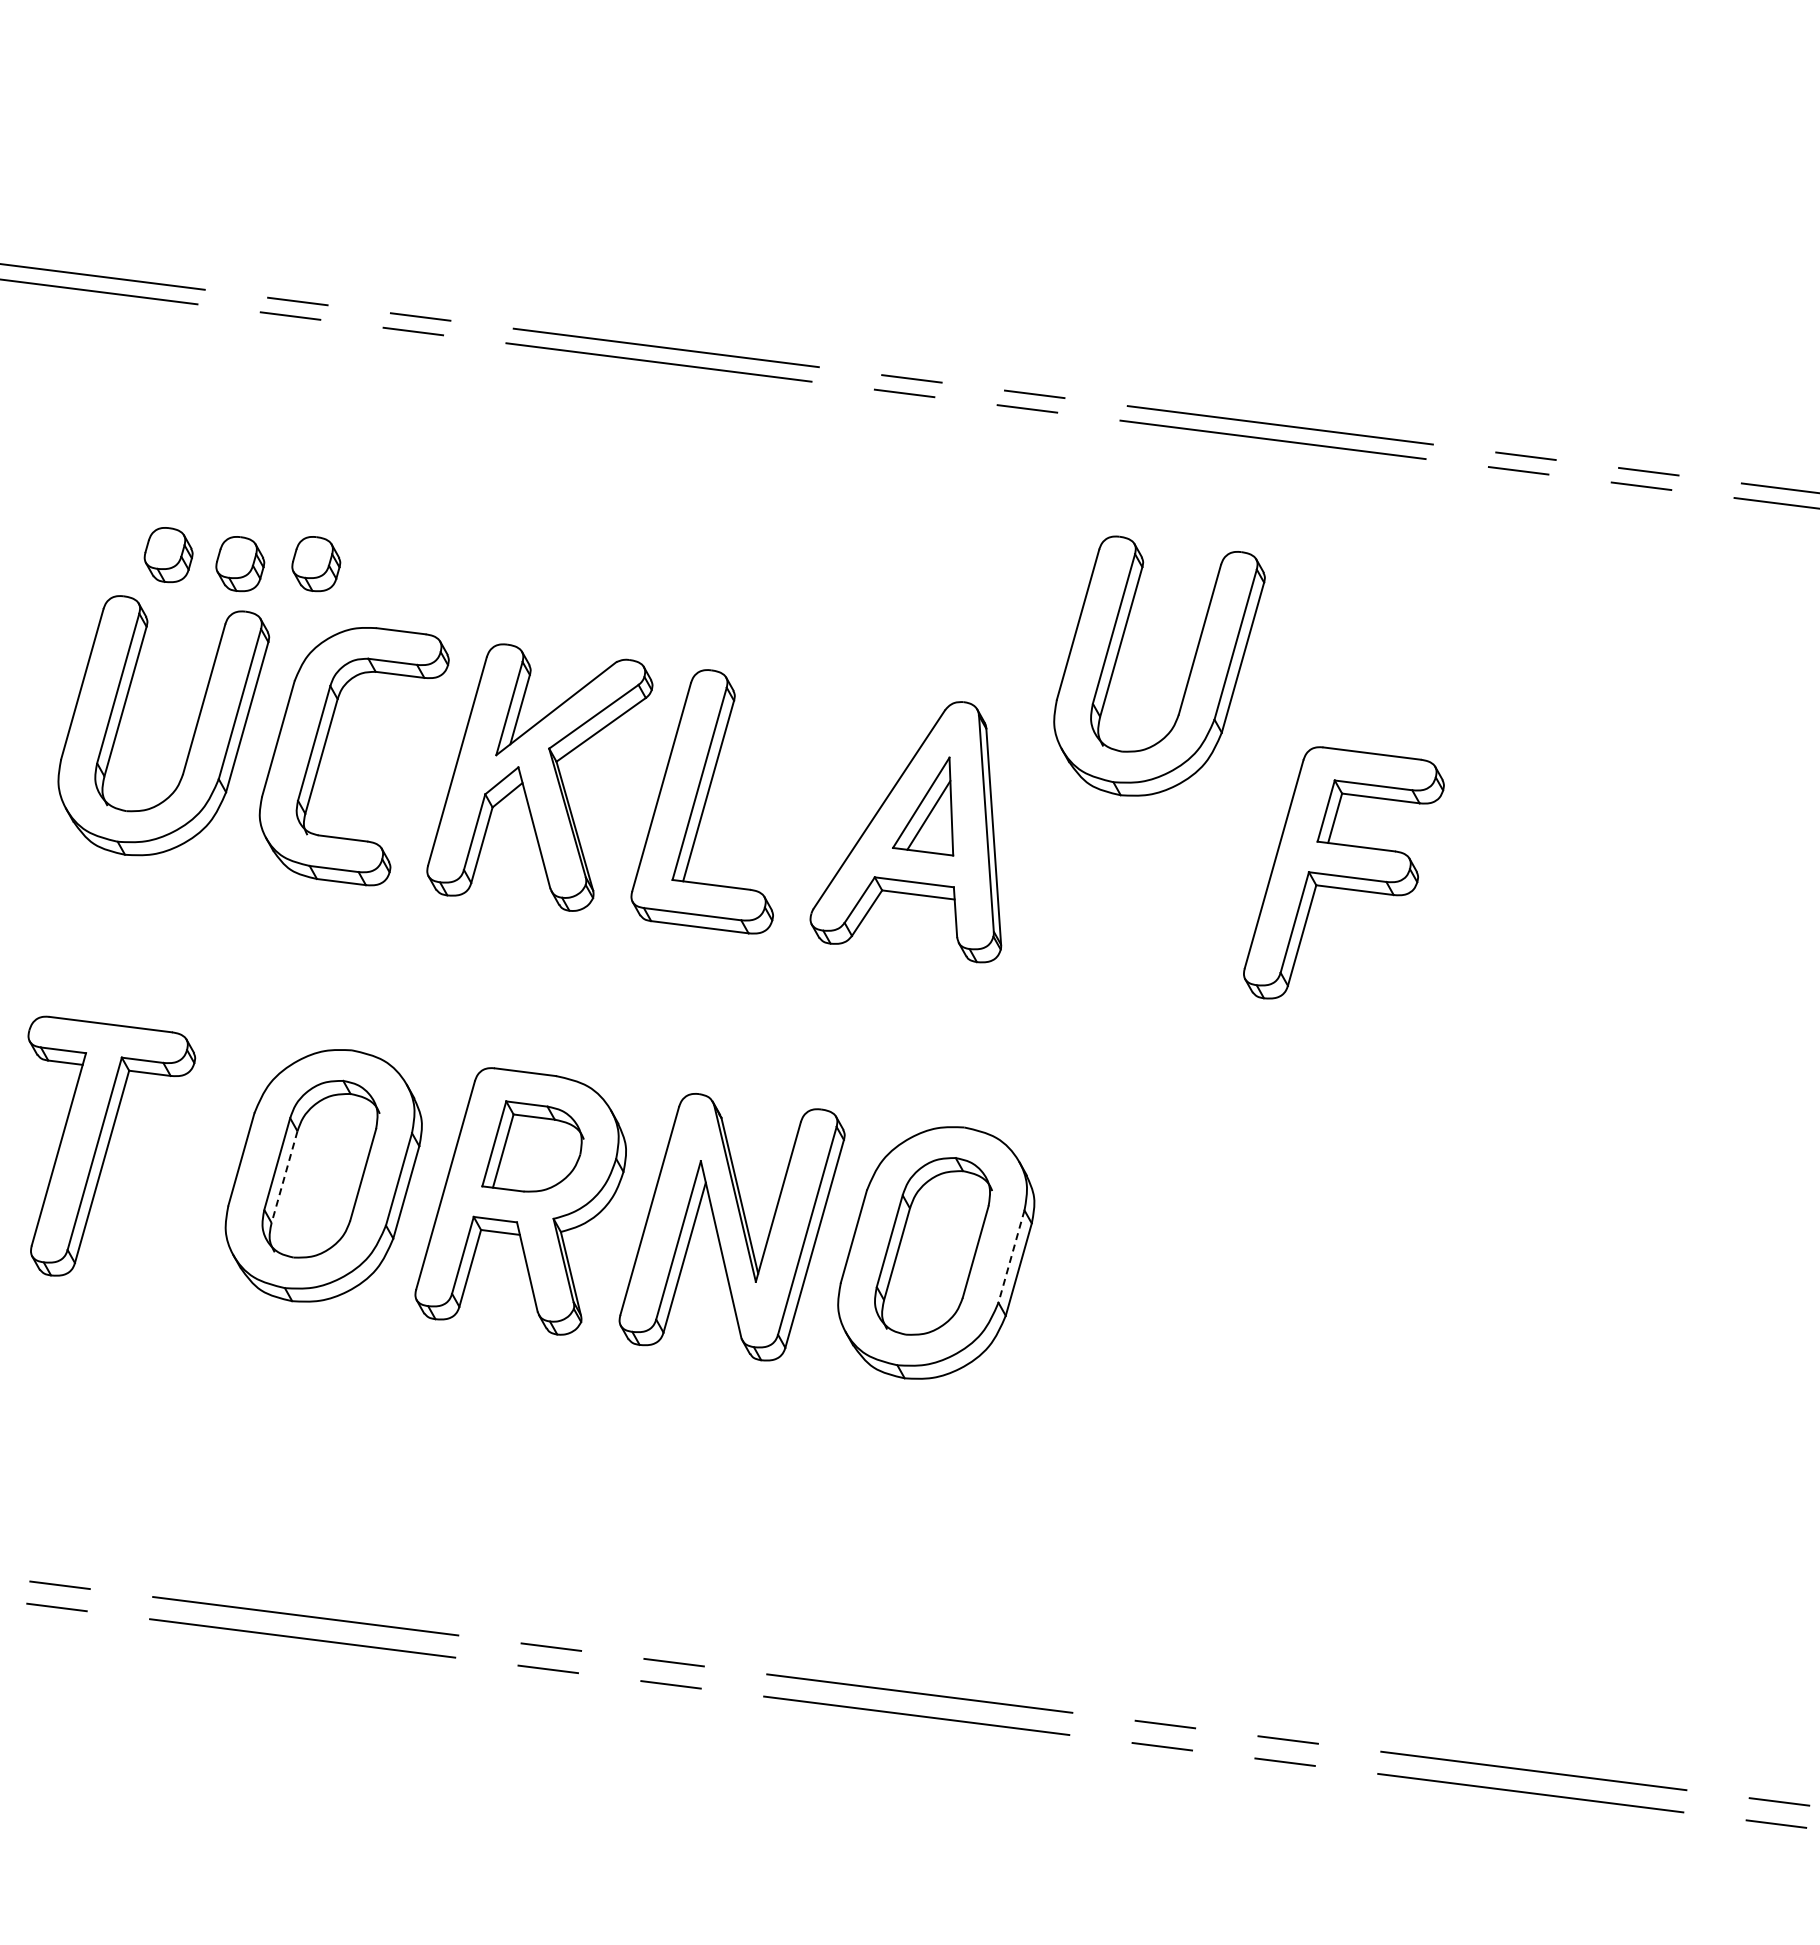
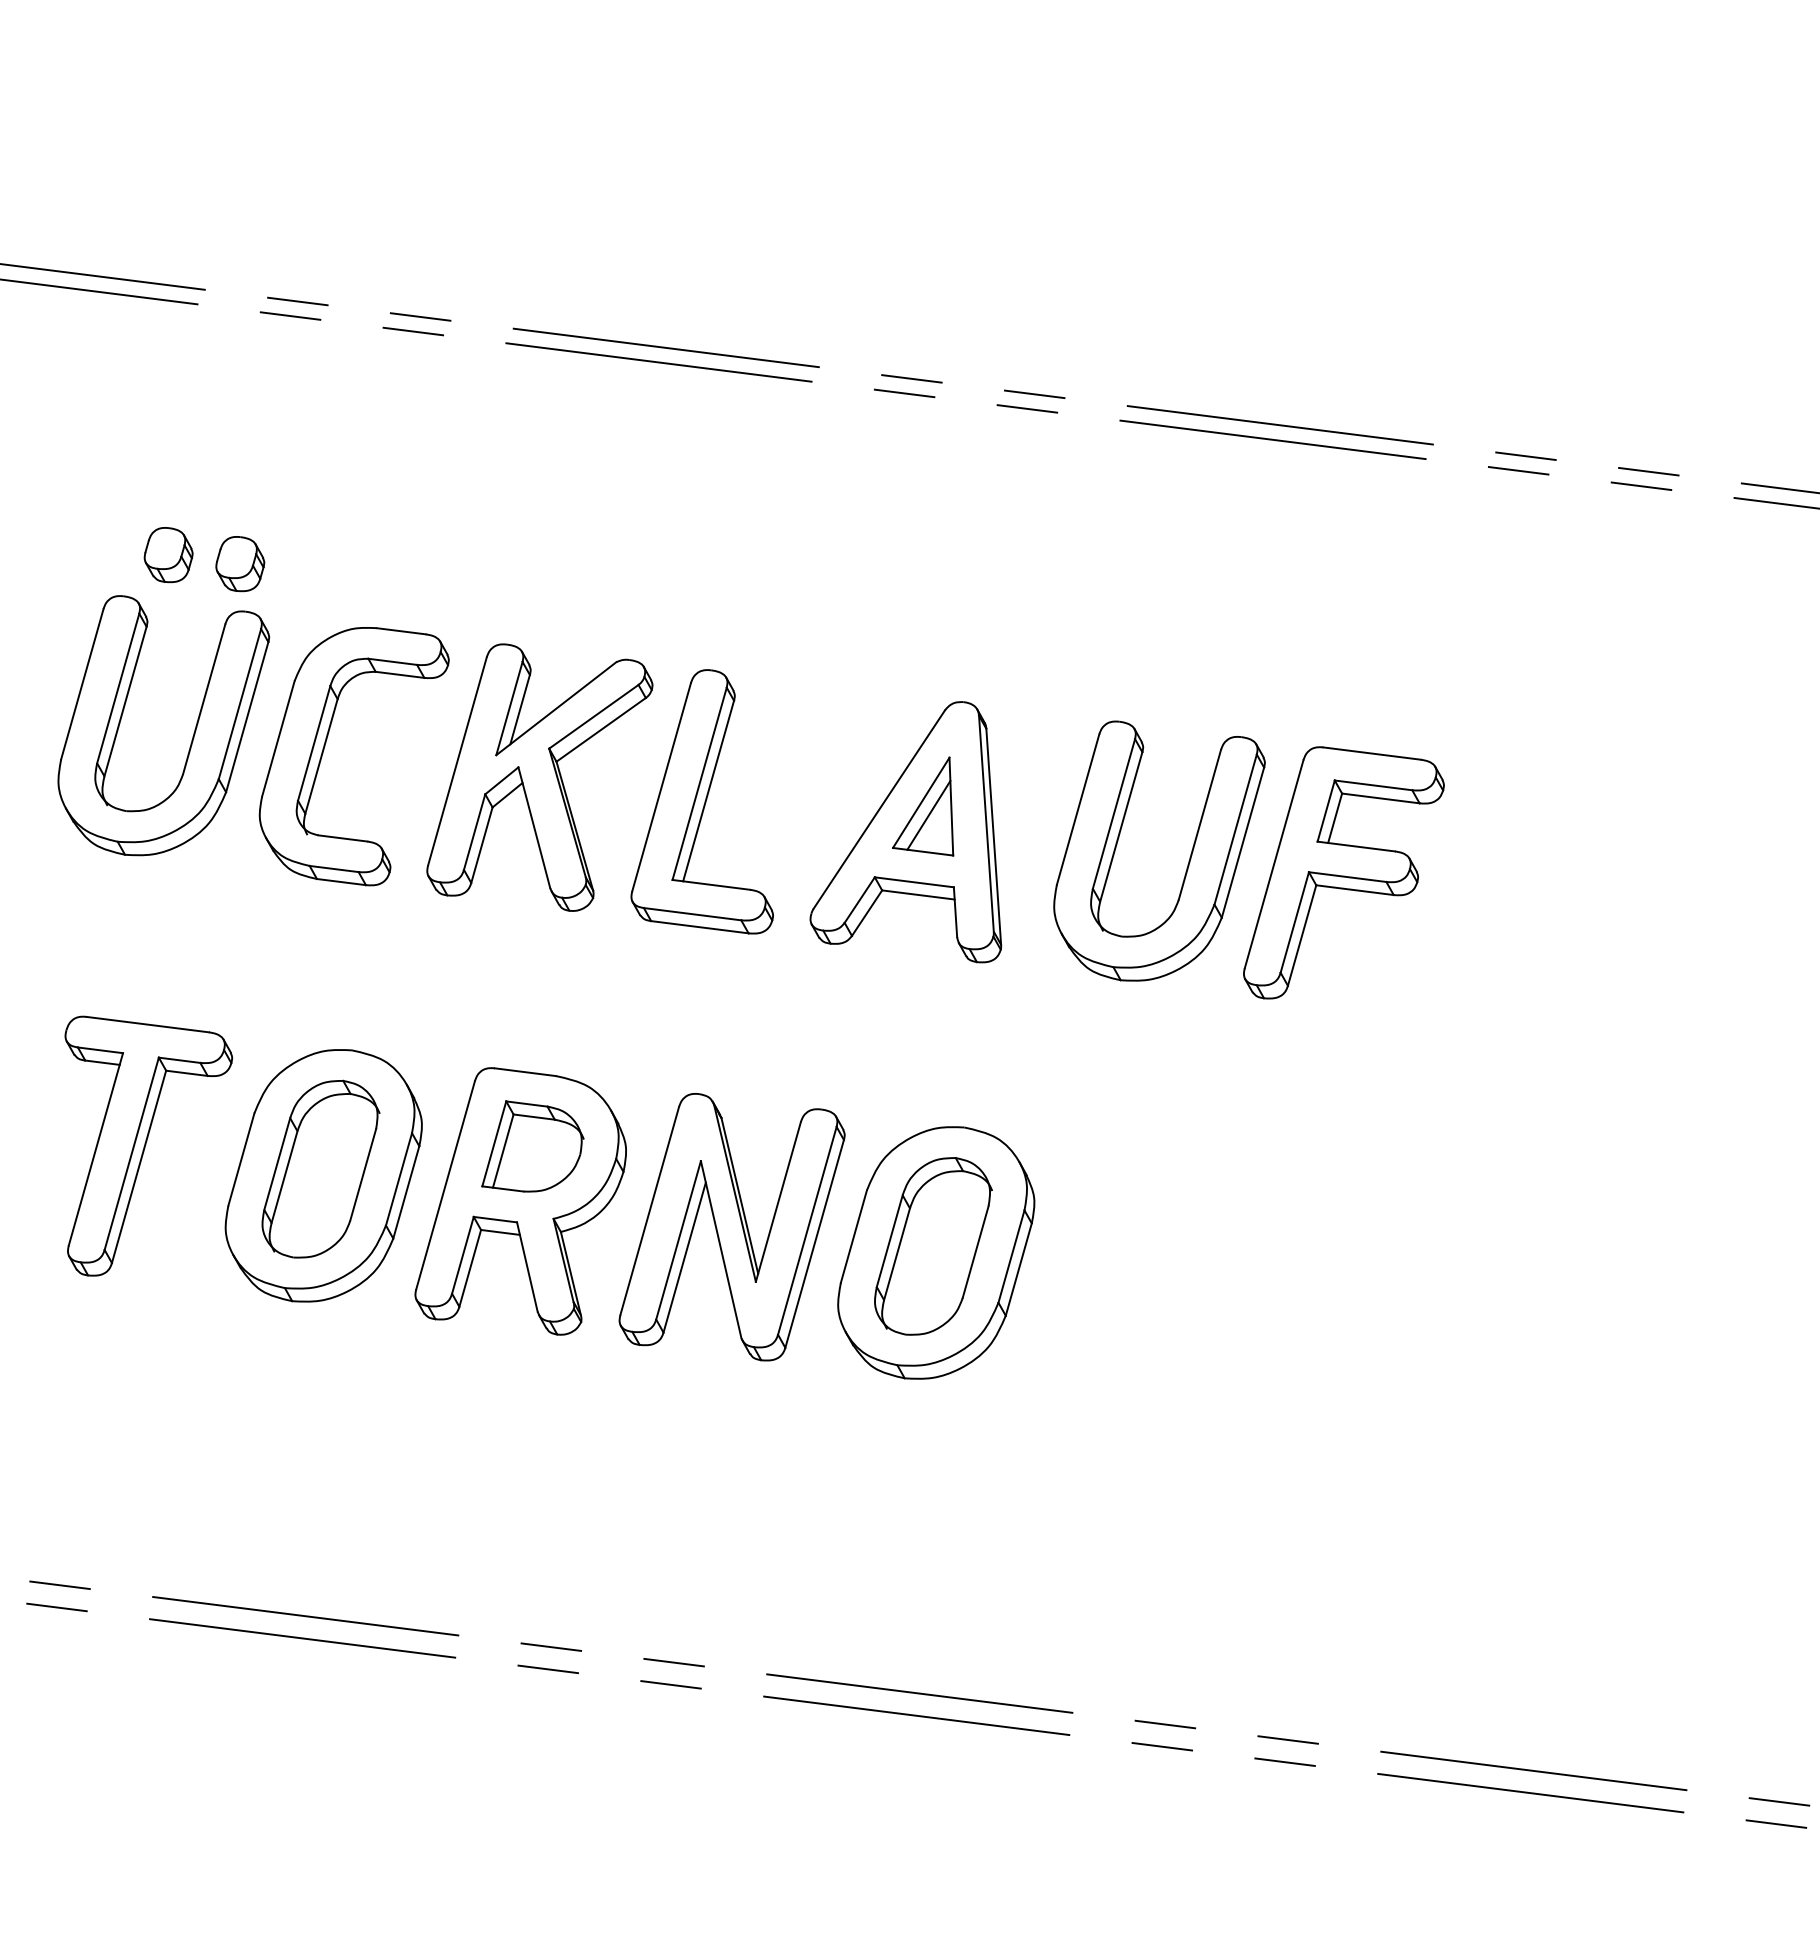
part: present -> none (316, 564)
part position: (1188, 675) -> (1188, 860) (1188, 860)
part position: (111, 1145) -> (148, 1145) (148, 1145)
line: dashed -> solid (284, 1177)
line: dashed -> solid (1011, 1256)
